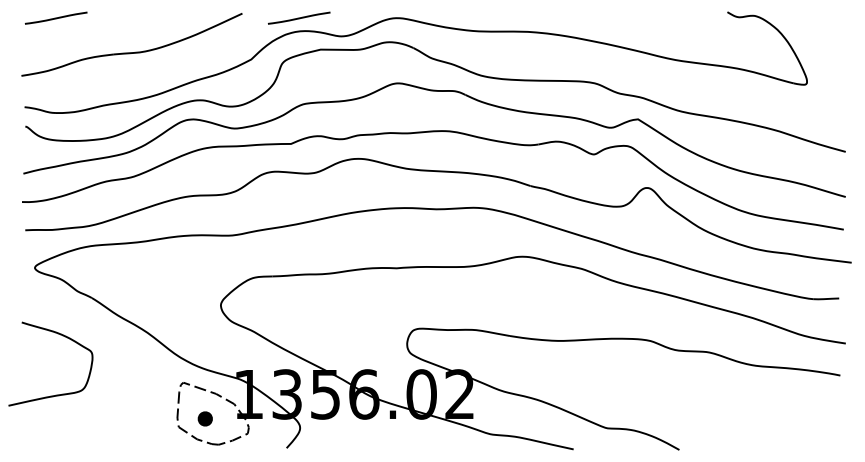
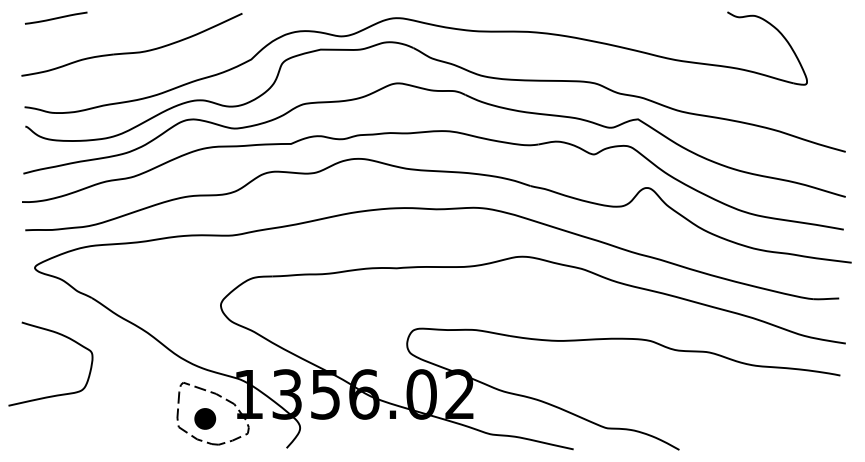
line: present -> none (299, 17)
part size: 16x16 px -> 23x22 px (205, 418)
